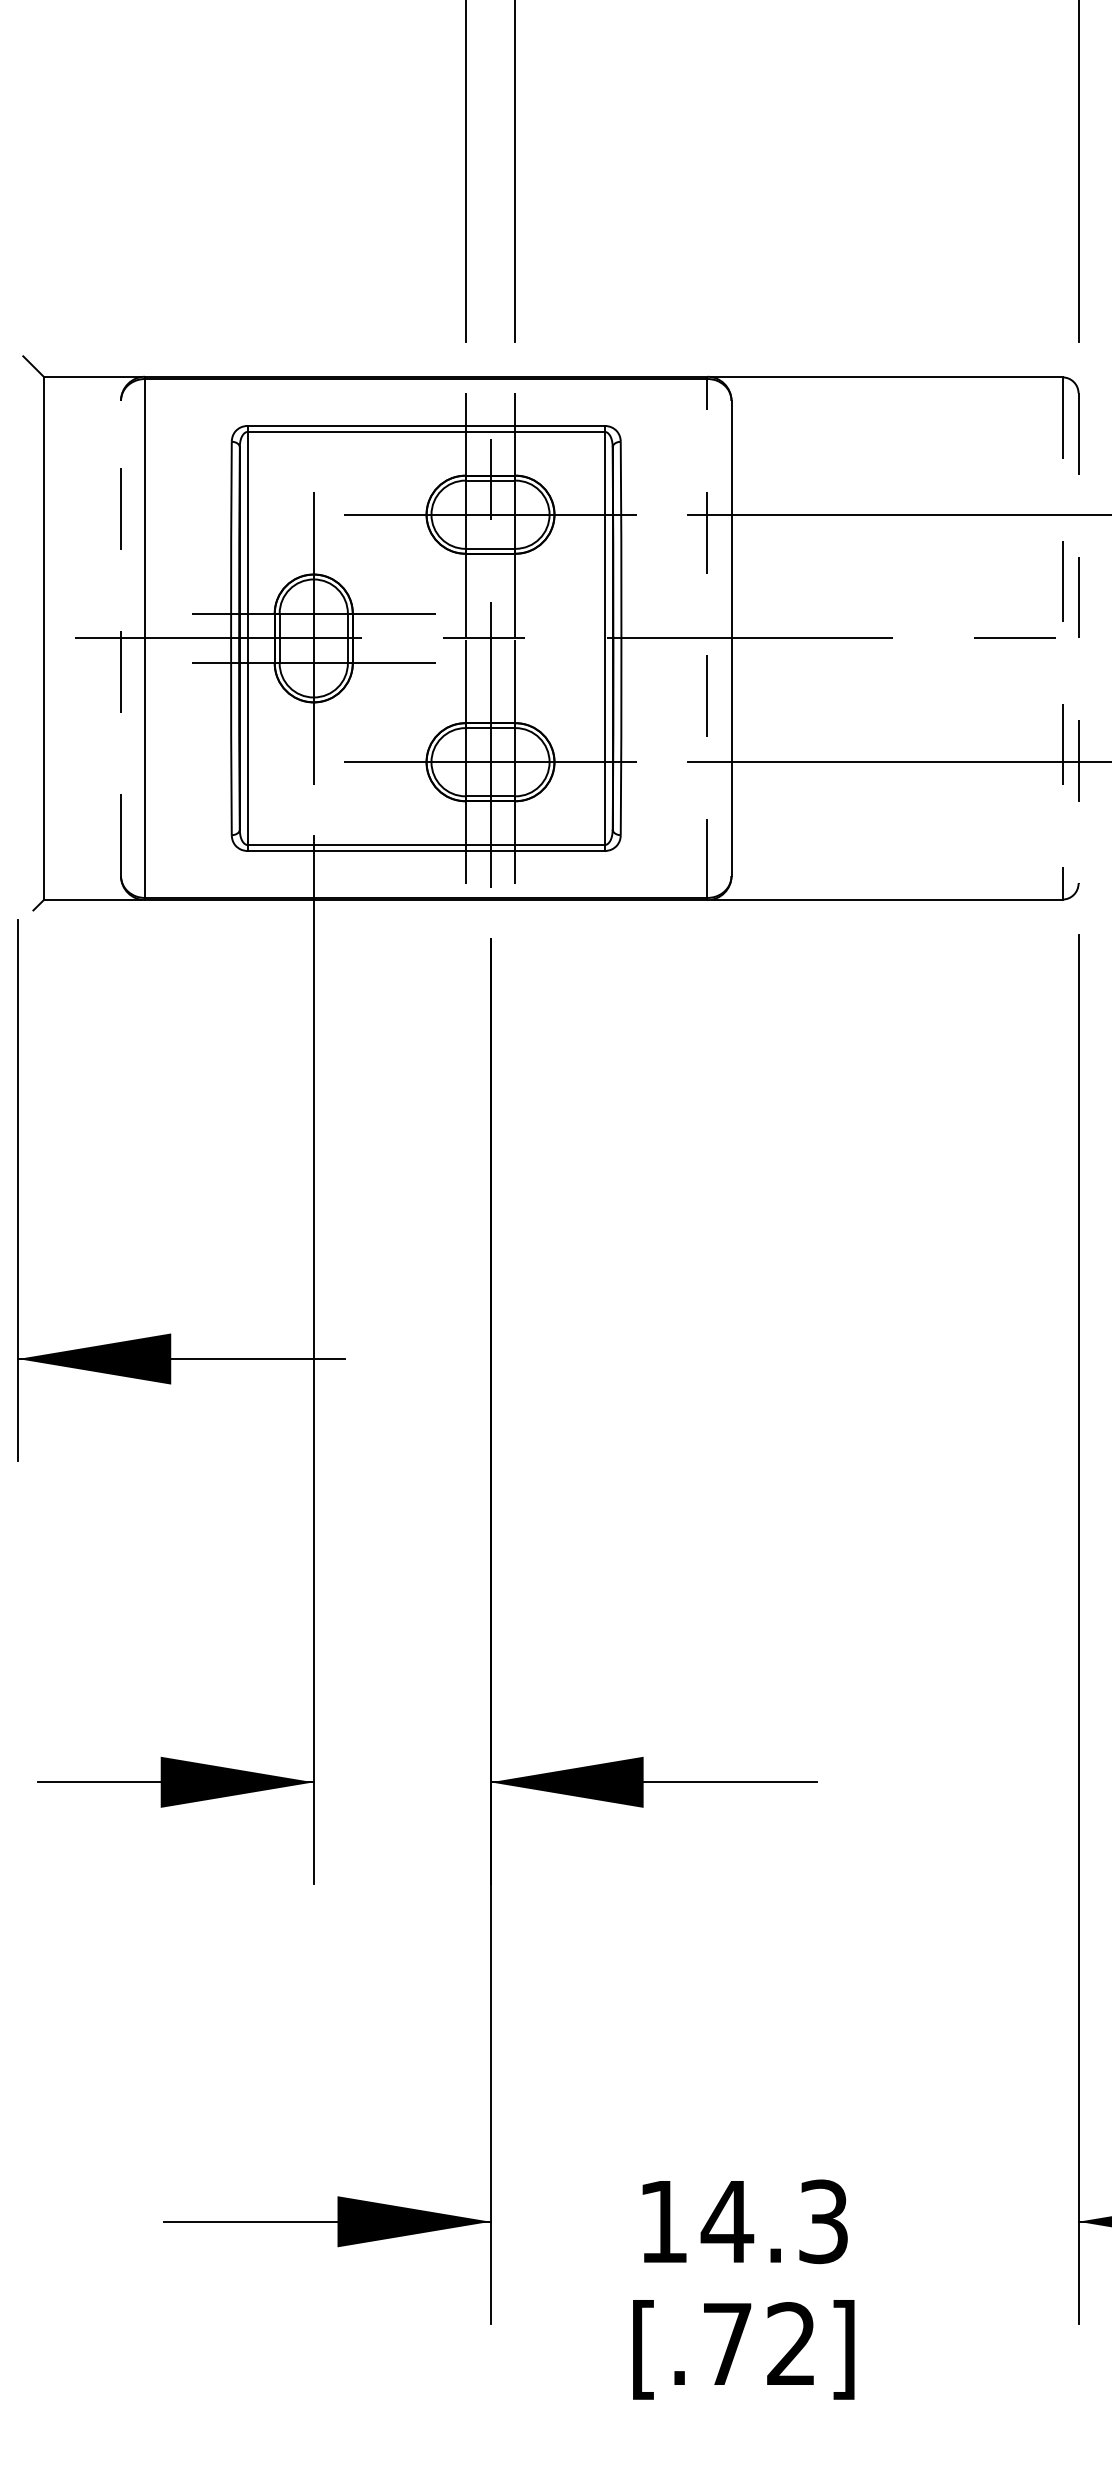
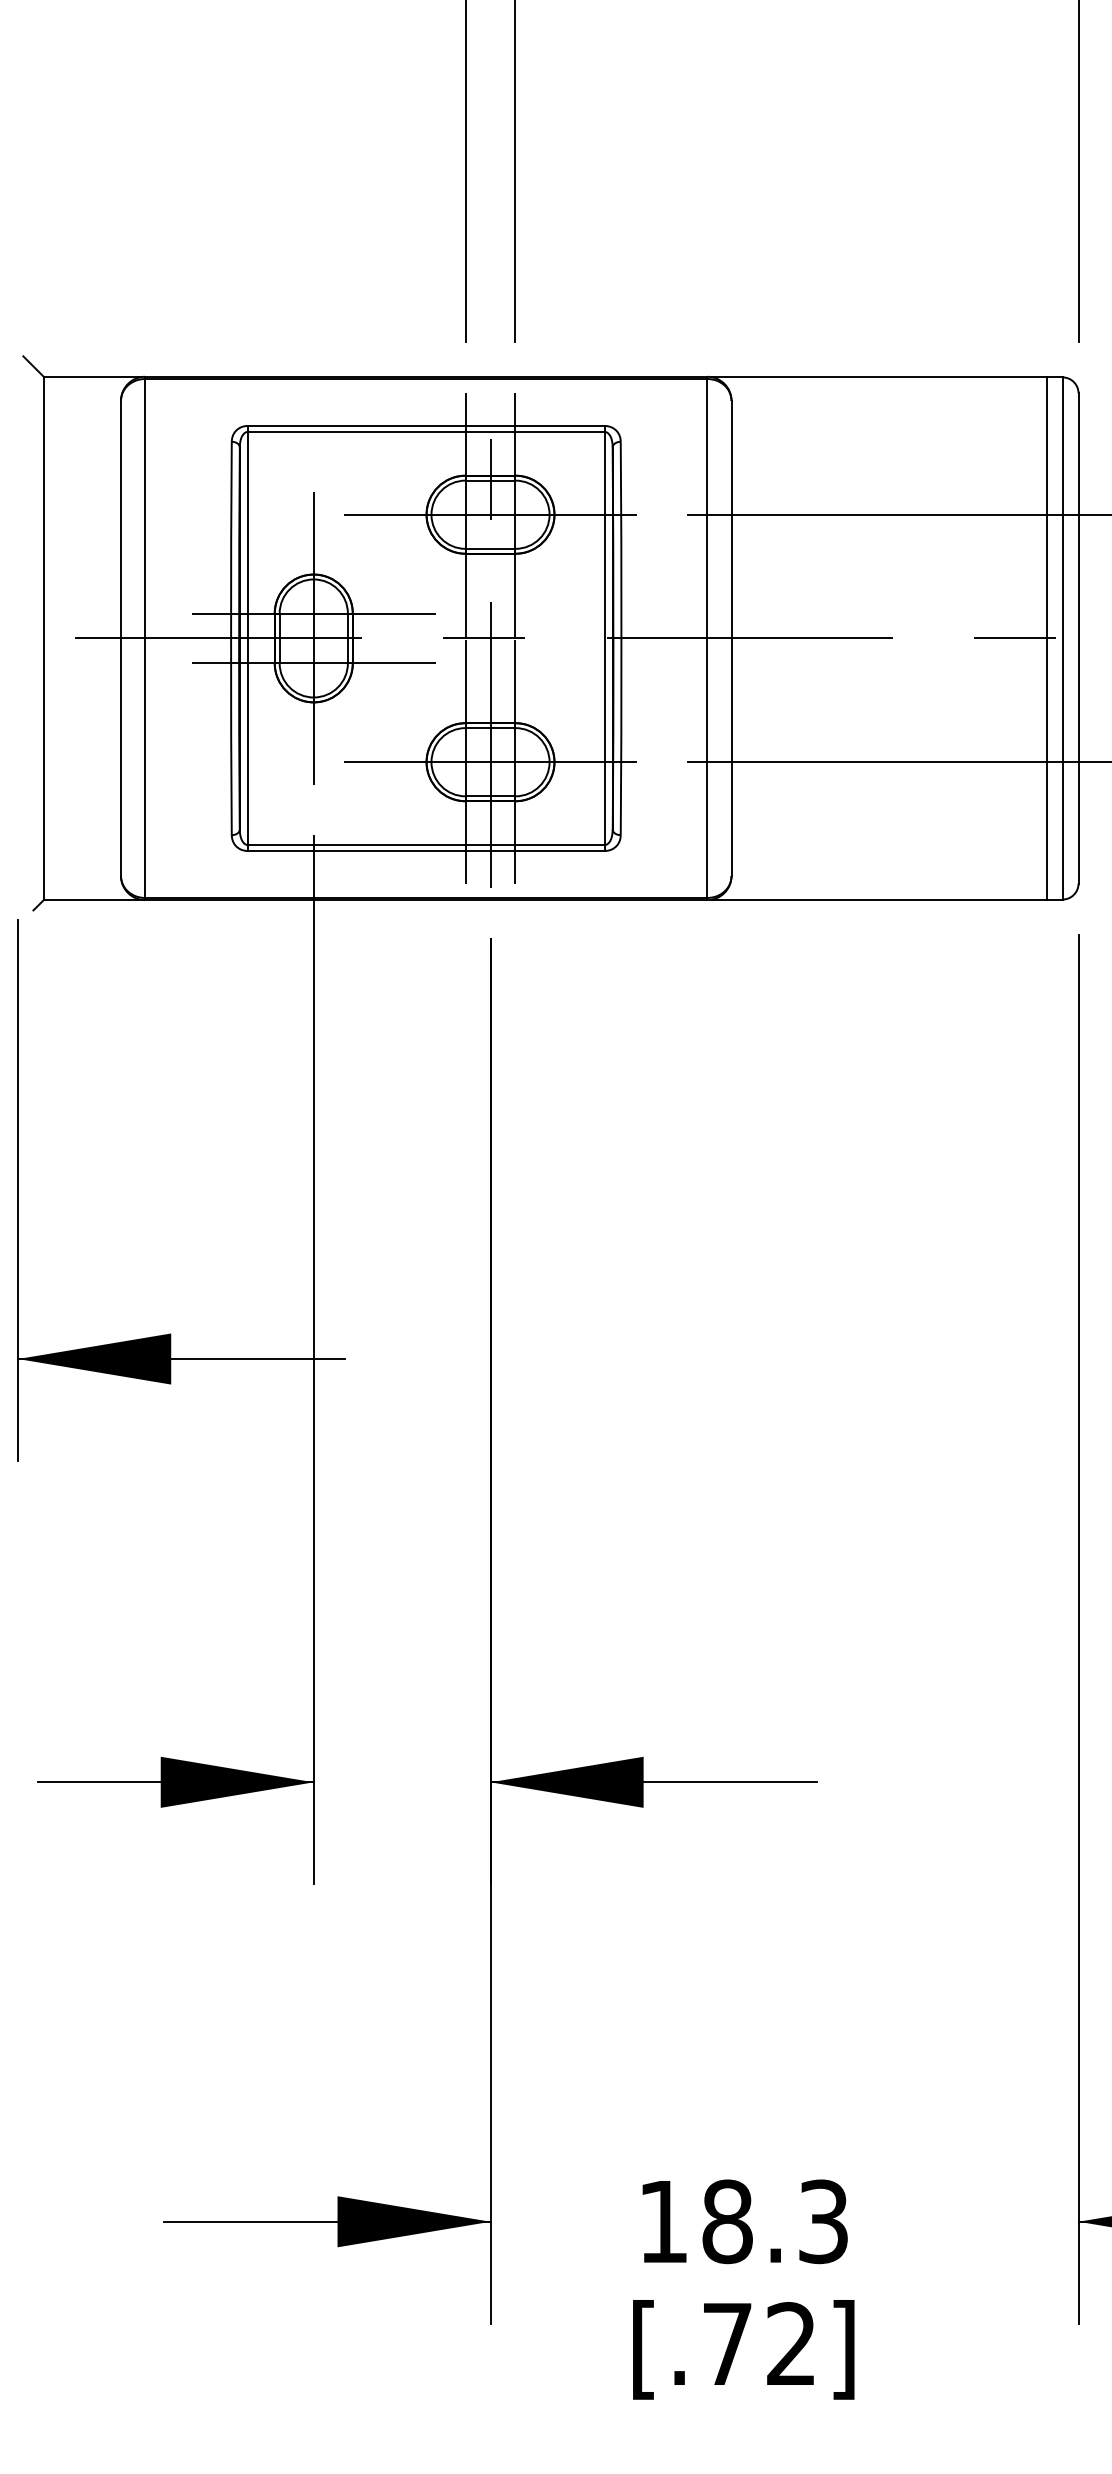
line: dashed -> solid (121, 638)
line: dashed -> solid (707, 638)
line: none -> present (1046, 638)
line: dashed -> solid (1062, 638)
line: dashed -> solid (1078, 638)
text: 14.3 -> 18.3 (727, 2221)
